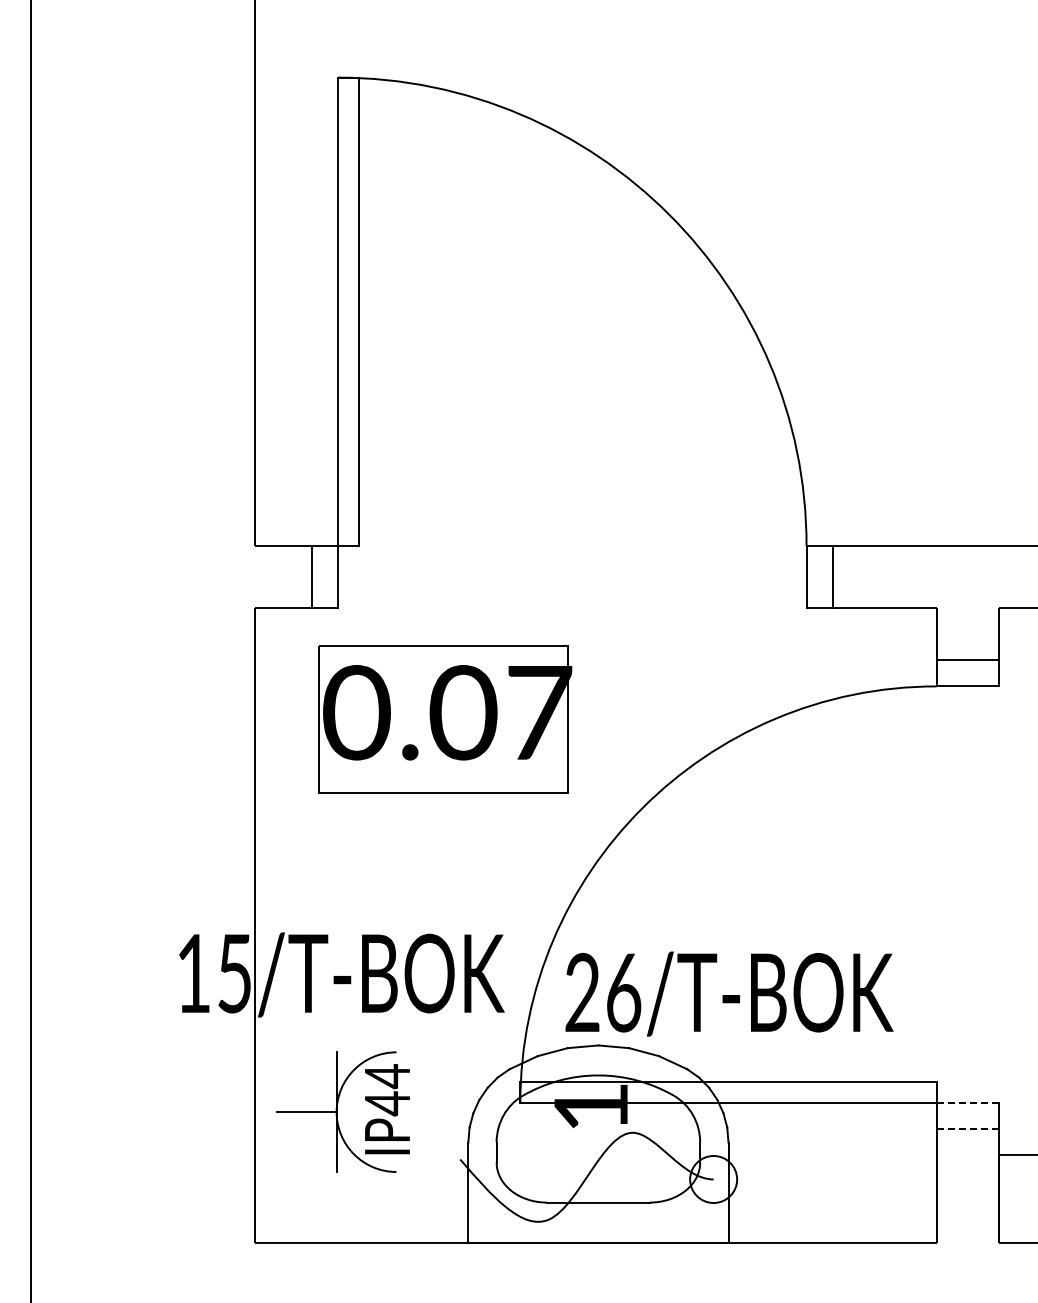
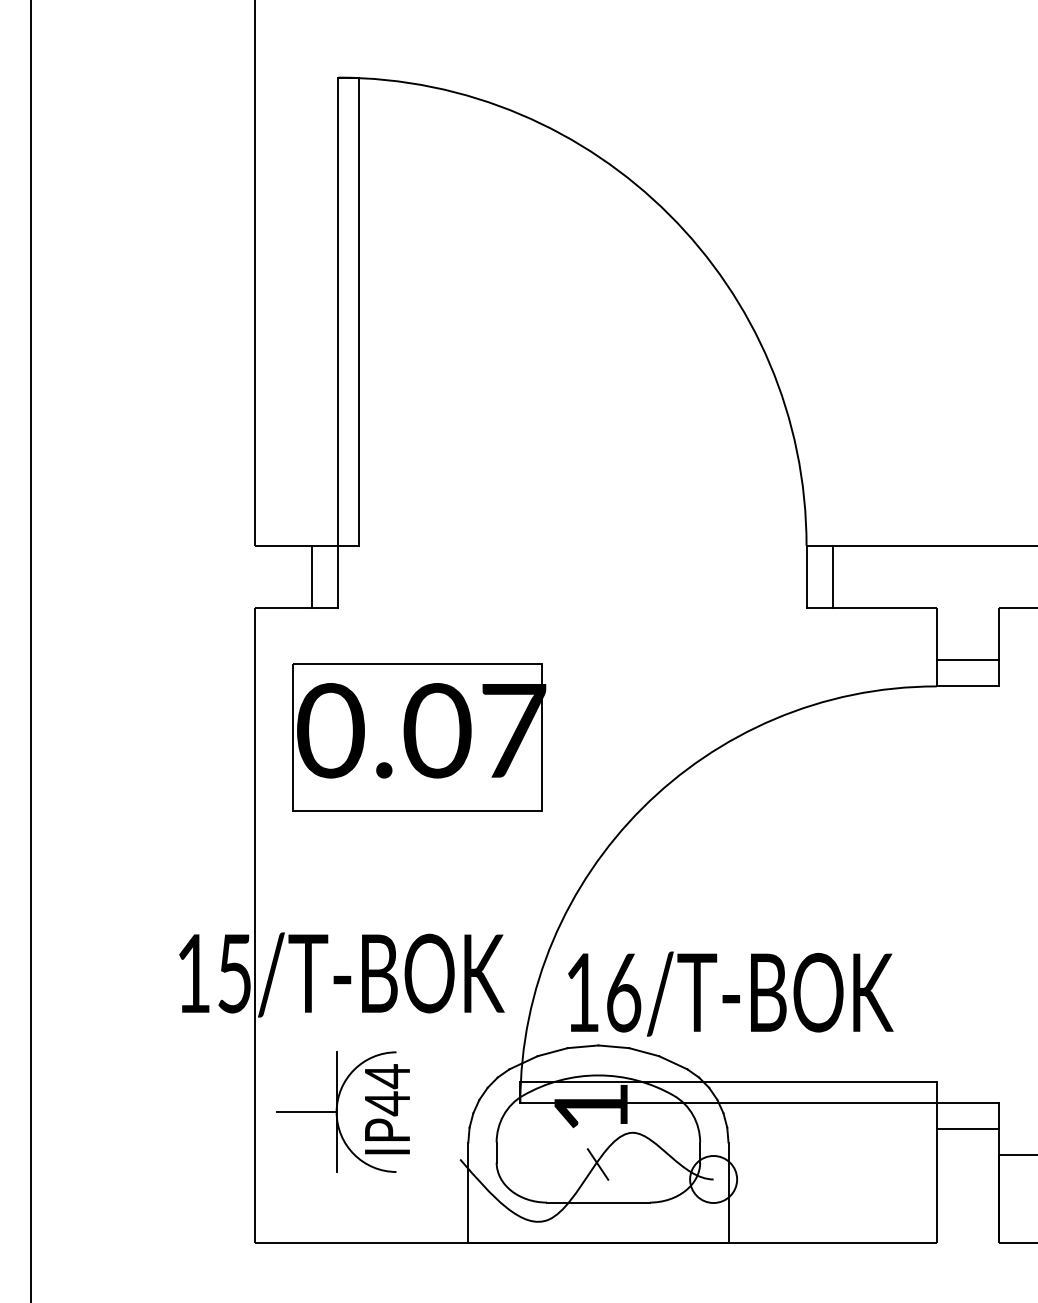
part position: (445, 719) -> (419, 737) (419, 737)
text: 26/T-BOK -> 16/T-BOK (582, 991)
line: dashed -> solid (968, 1102)
line: dashed -> solid (967, 1128)
line: none -> present (597, 1164)
